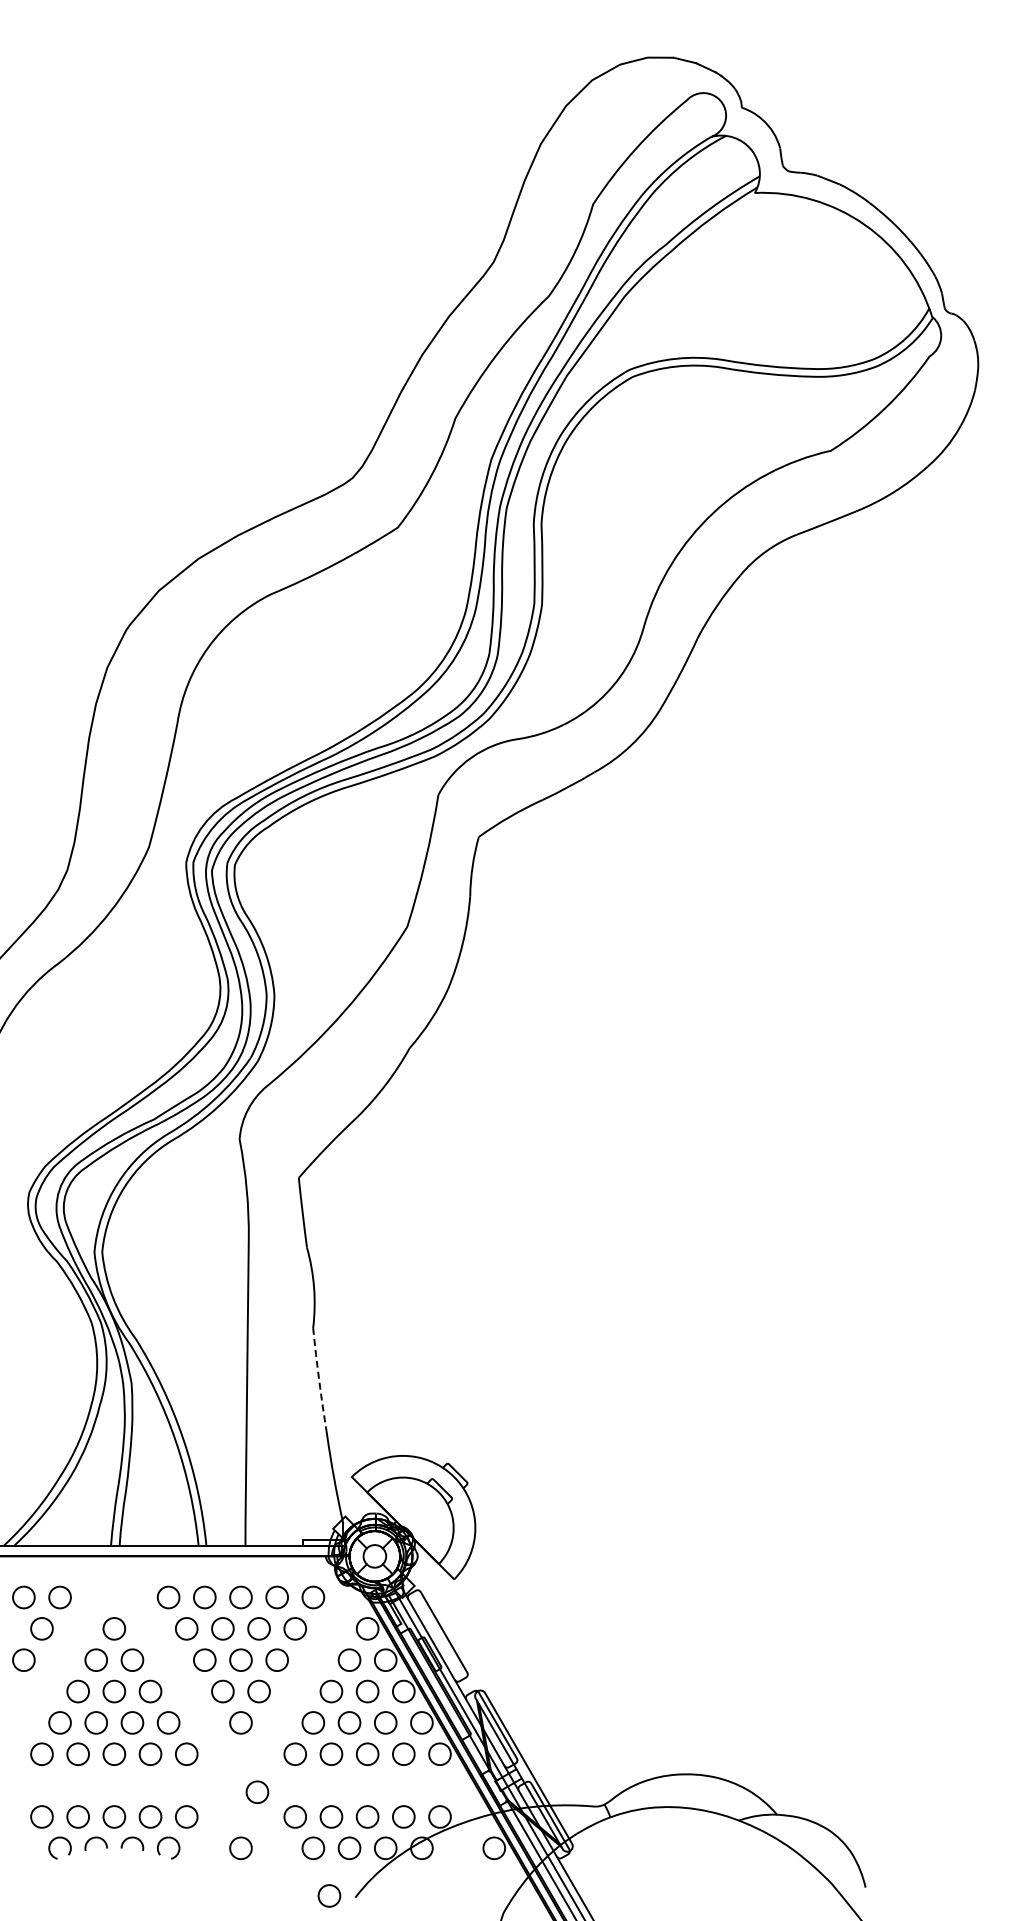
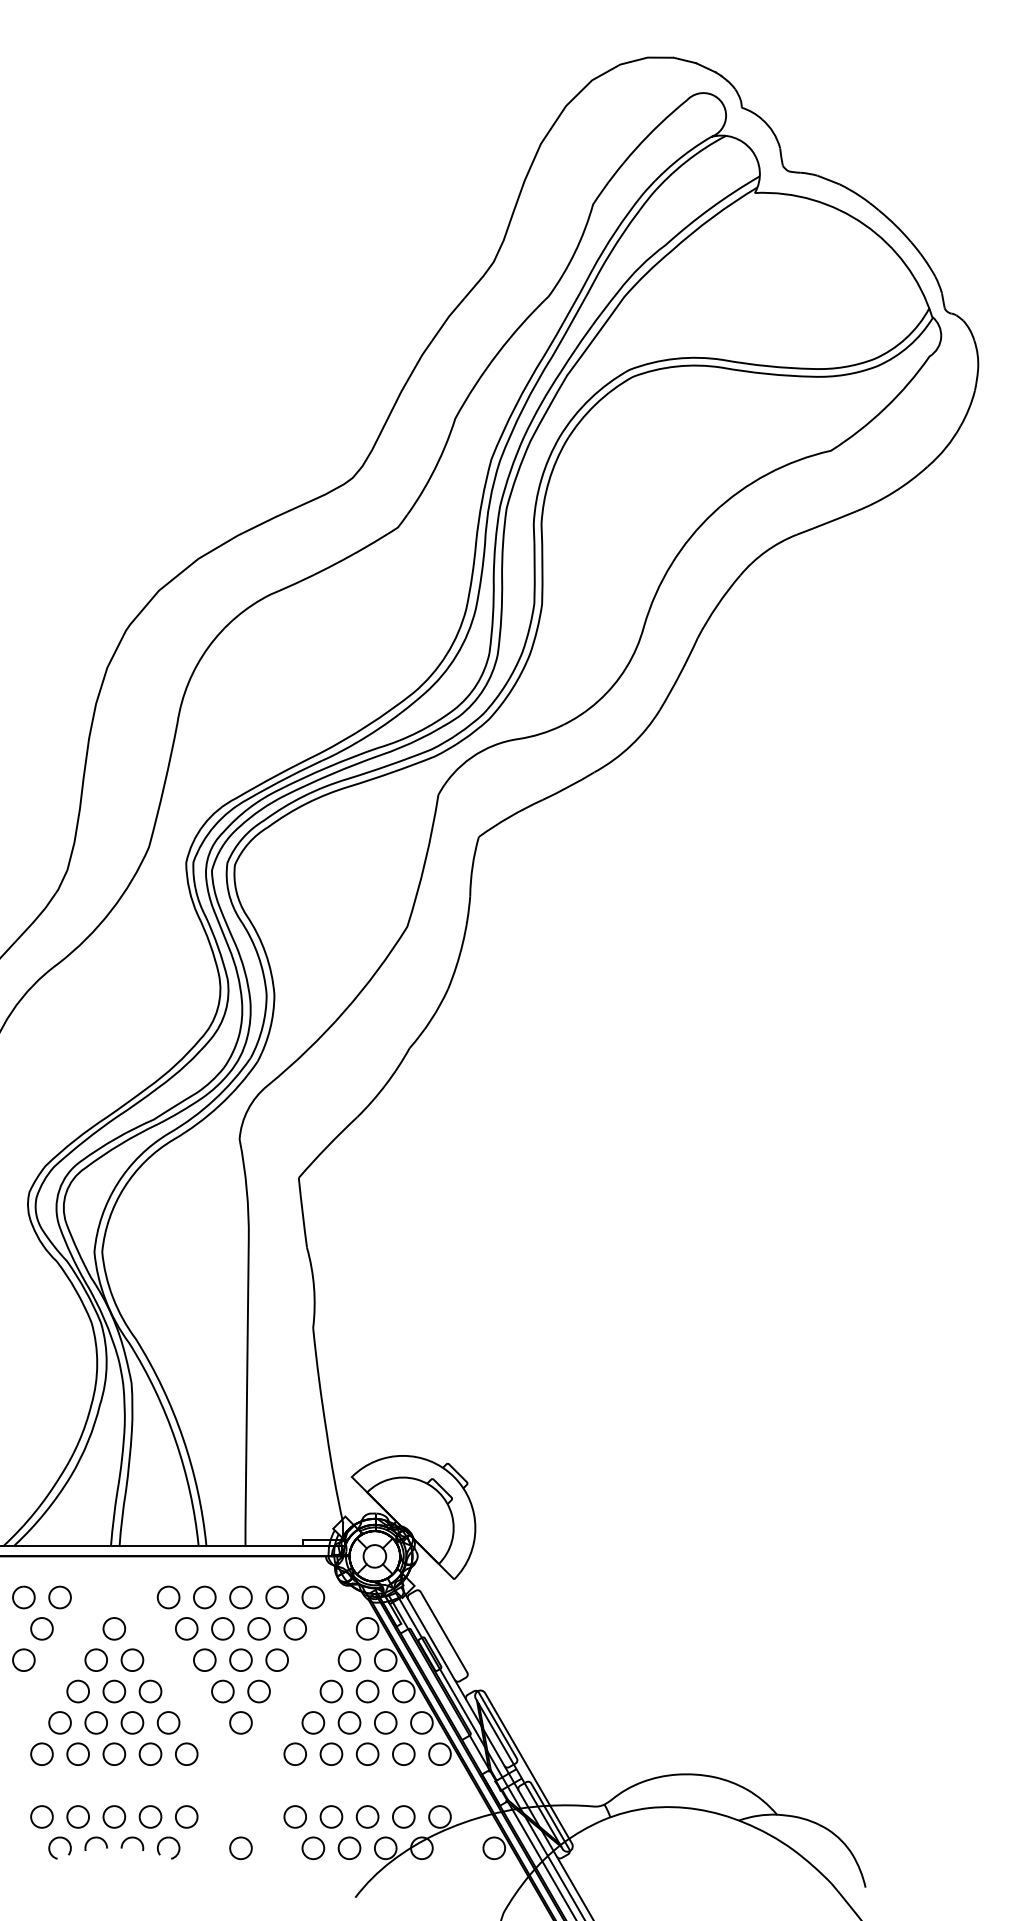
arc: dashed -> solid (319, 1380)
circle: present -> none (257, 1791)
circle: present -> none (329, 1895)
